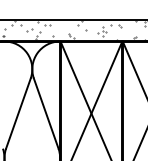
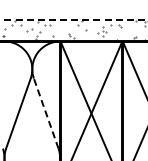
line: solid -> dashed (74, 20)
line: solid -> dashed (46, 113)
